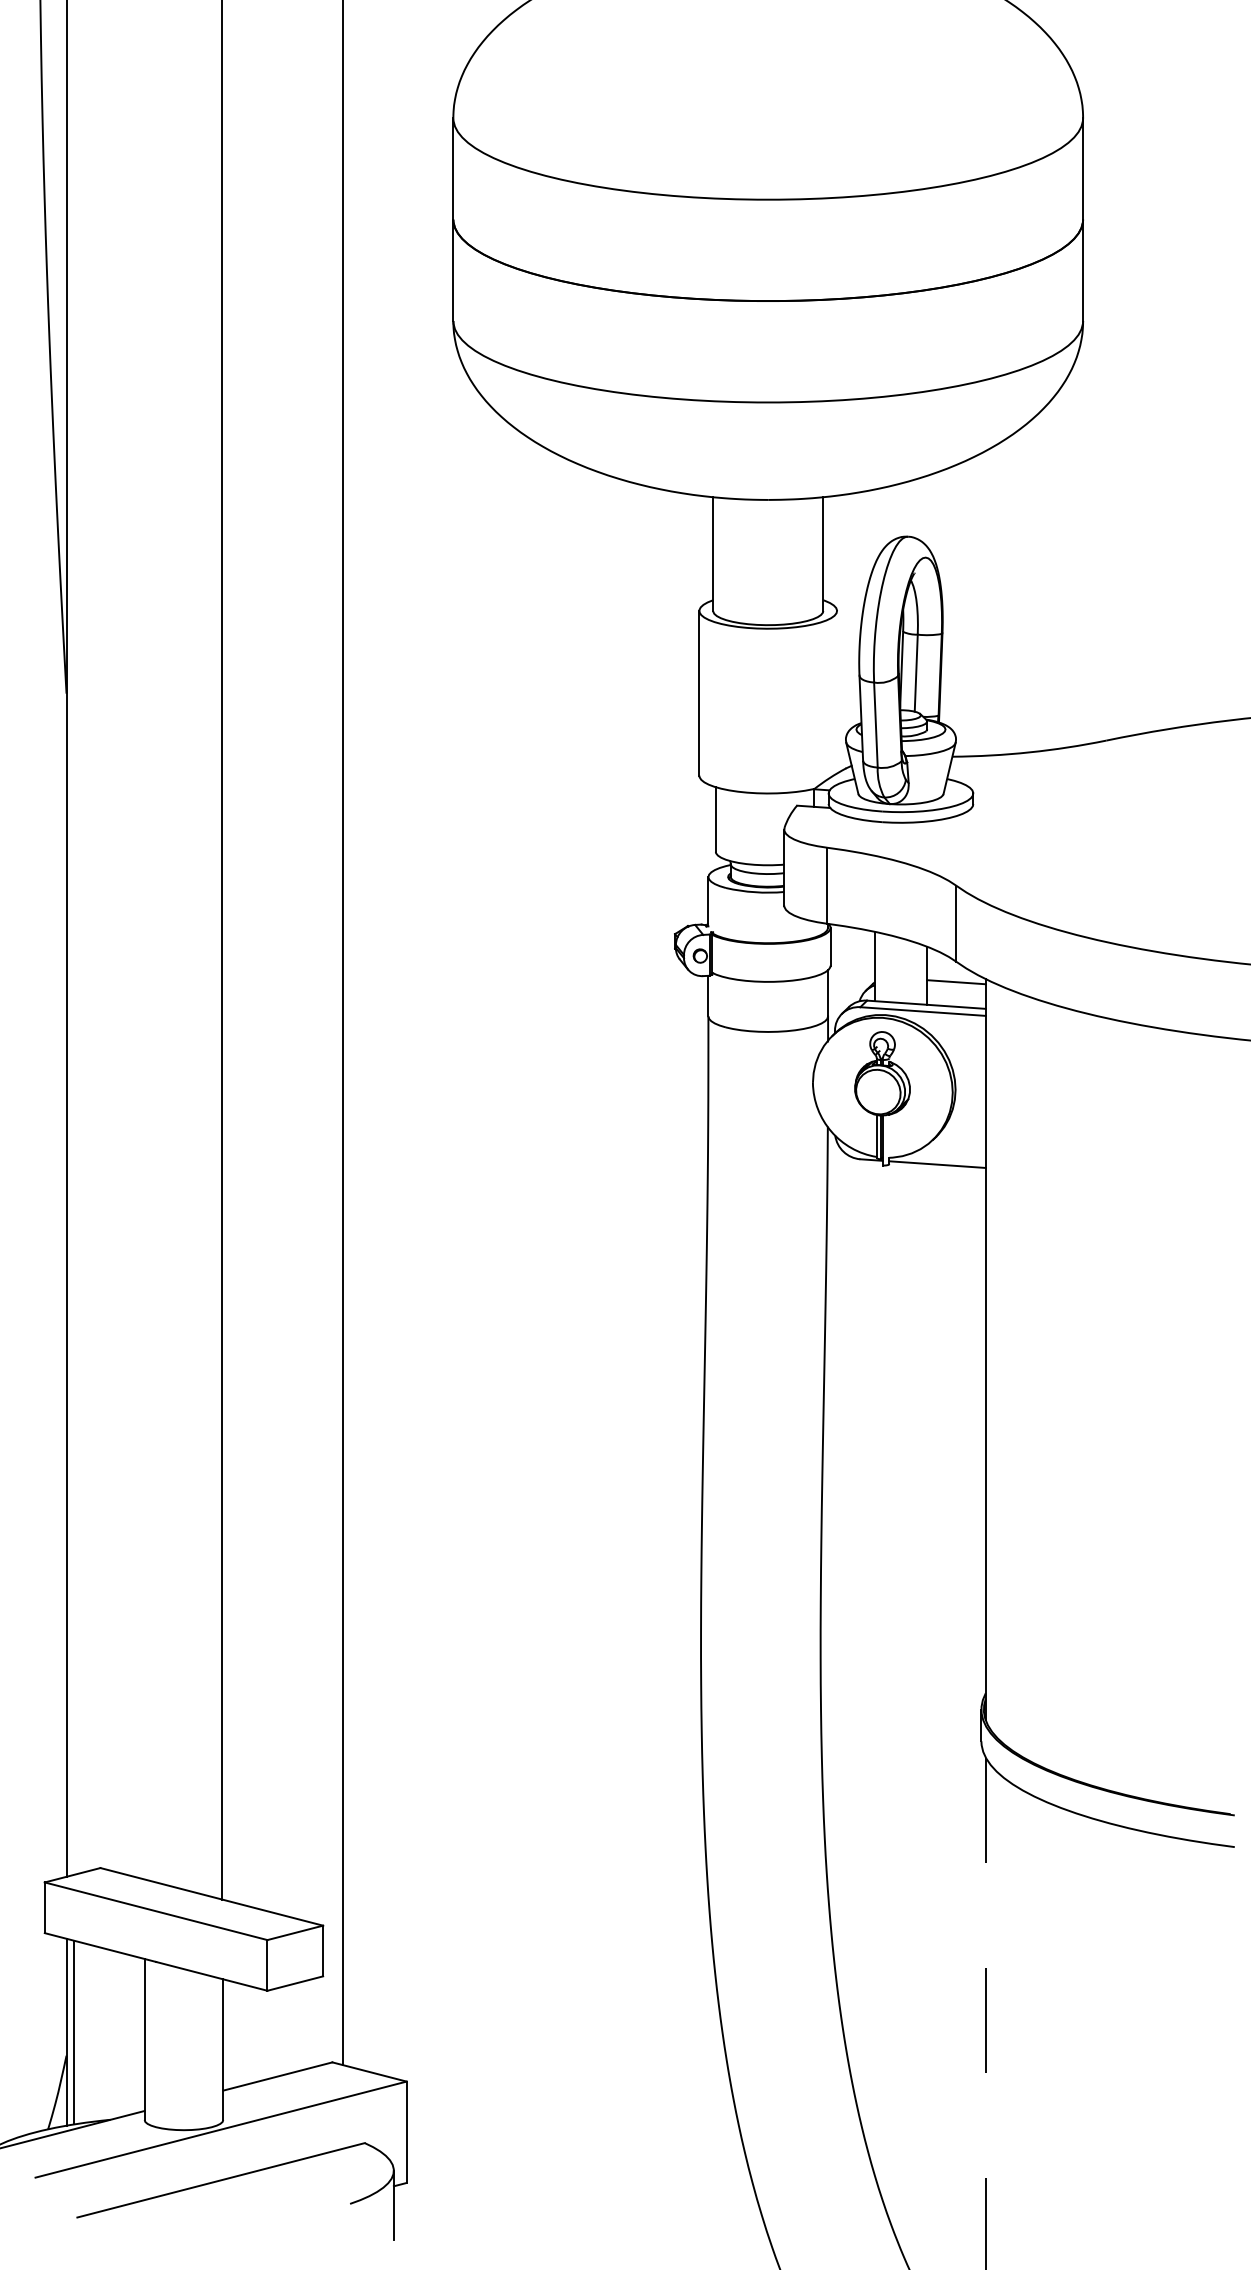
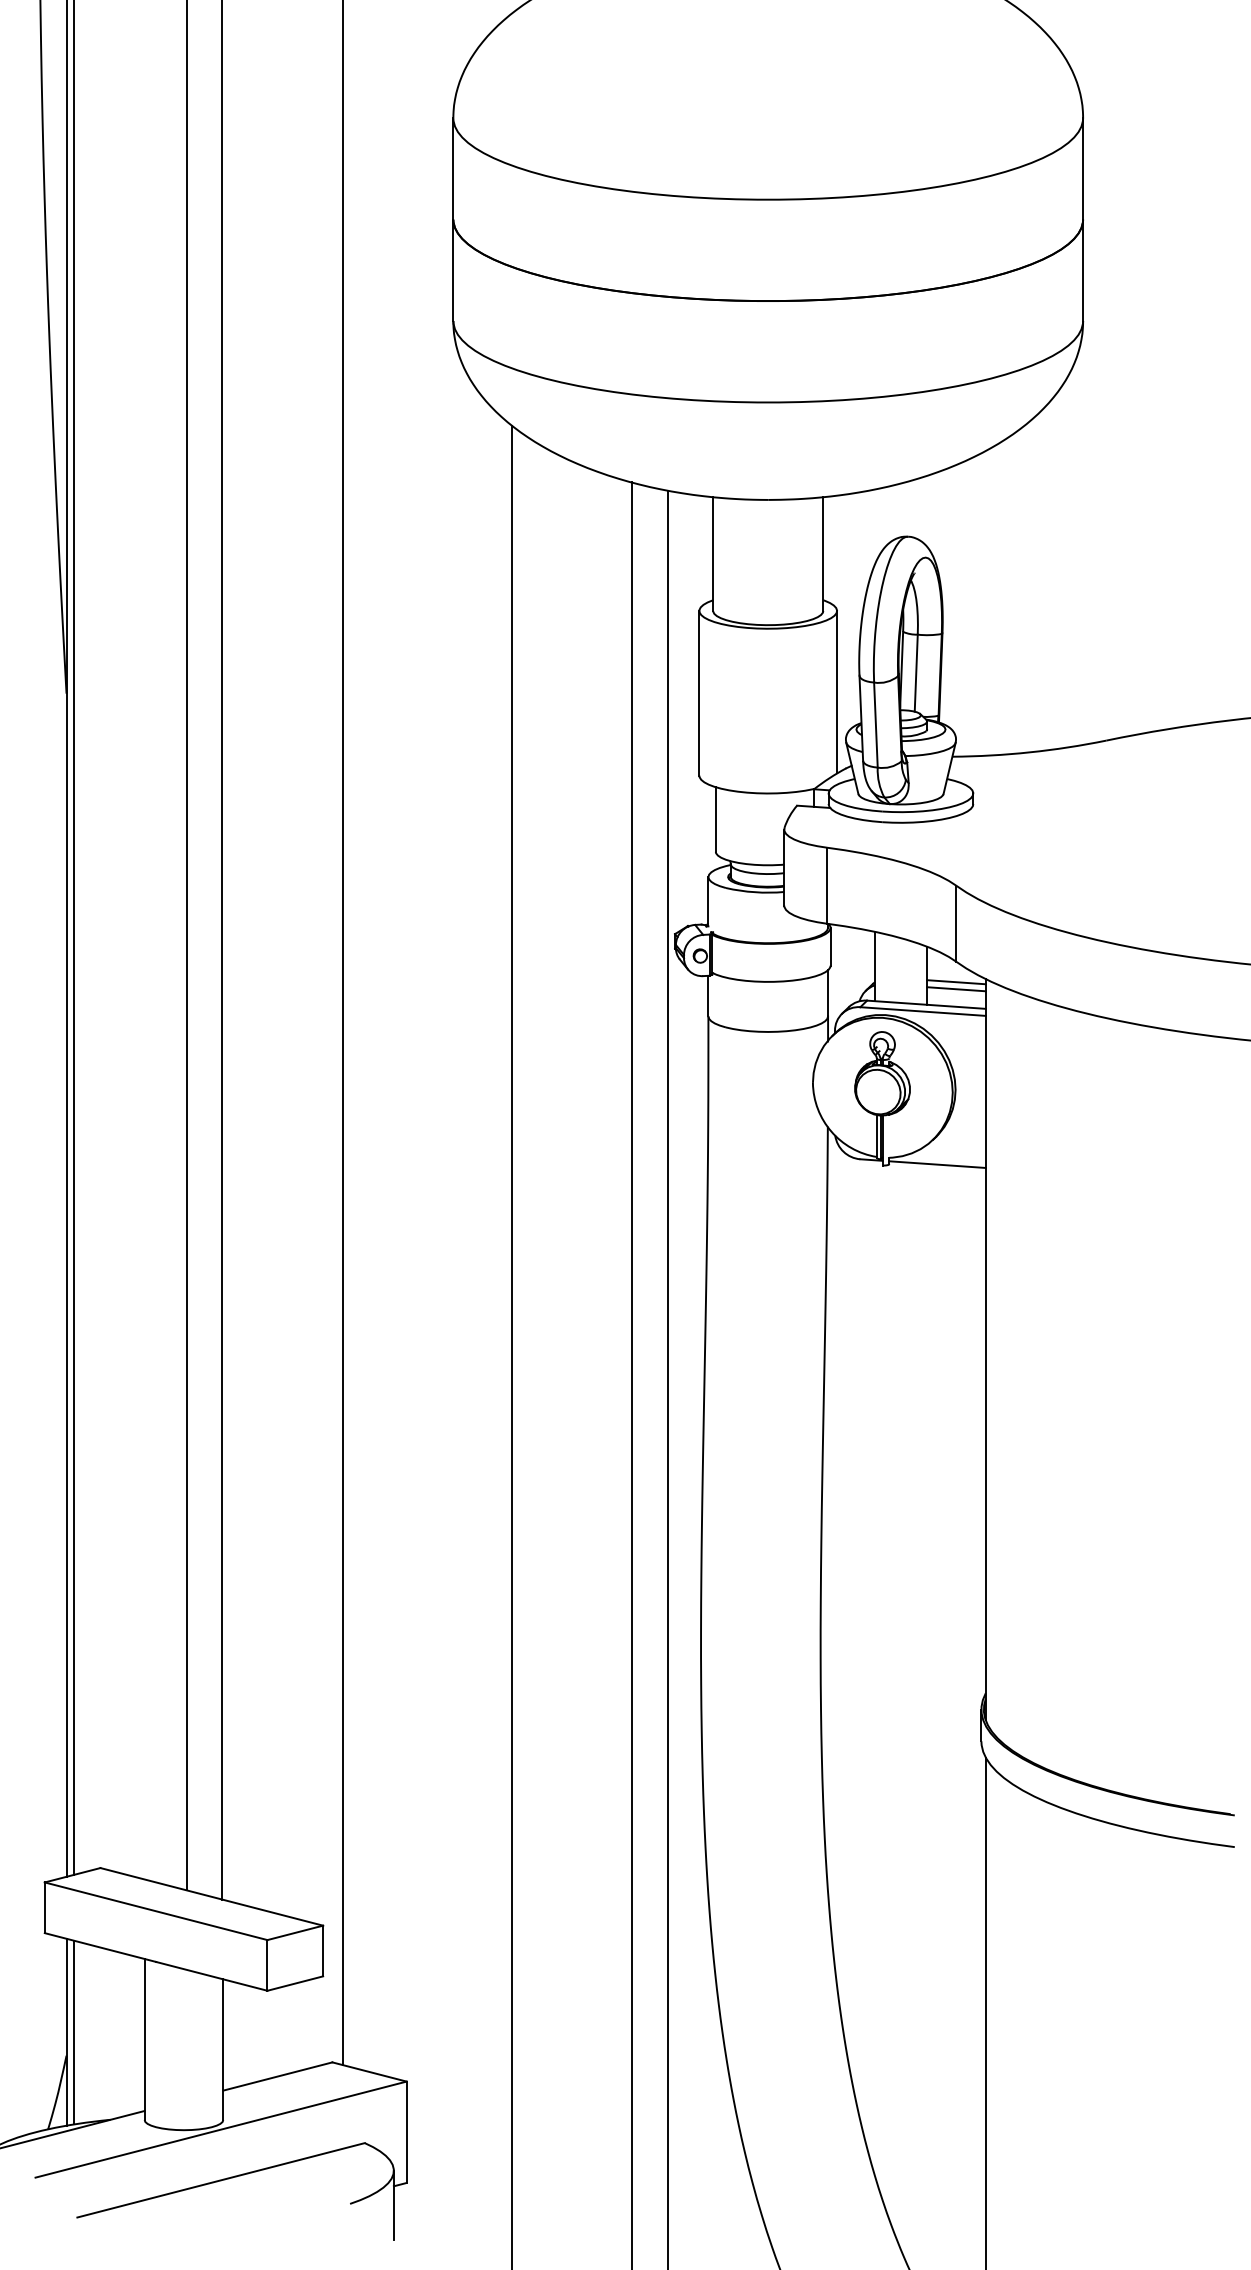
line: none -> present (837, 691)
line: none -> present (73, 938)
line: none -> present (186, 946)
line: none -> present (956, 989)
line: none -> present (511, 1345)
line: none -> present (632, 1374)
line: none -> present (667, 1378)
line: dashed -> solid (985, 2013)
